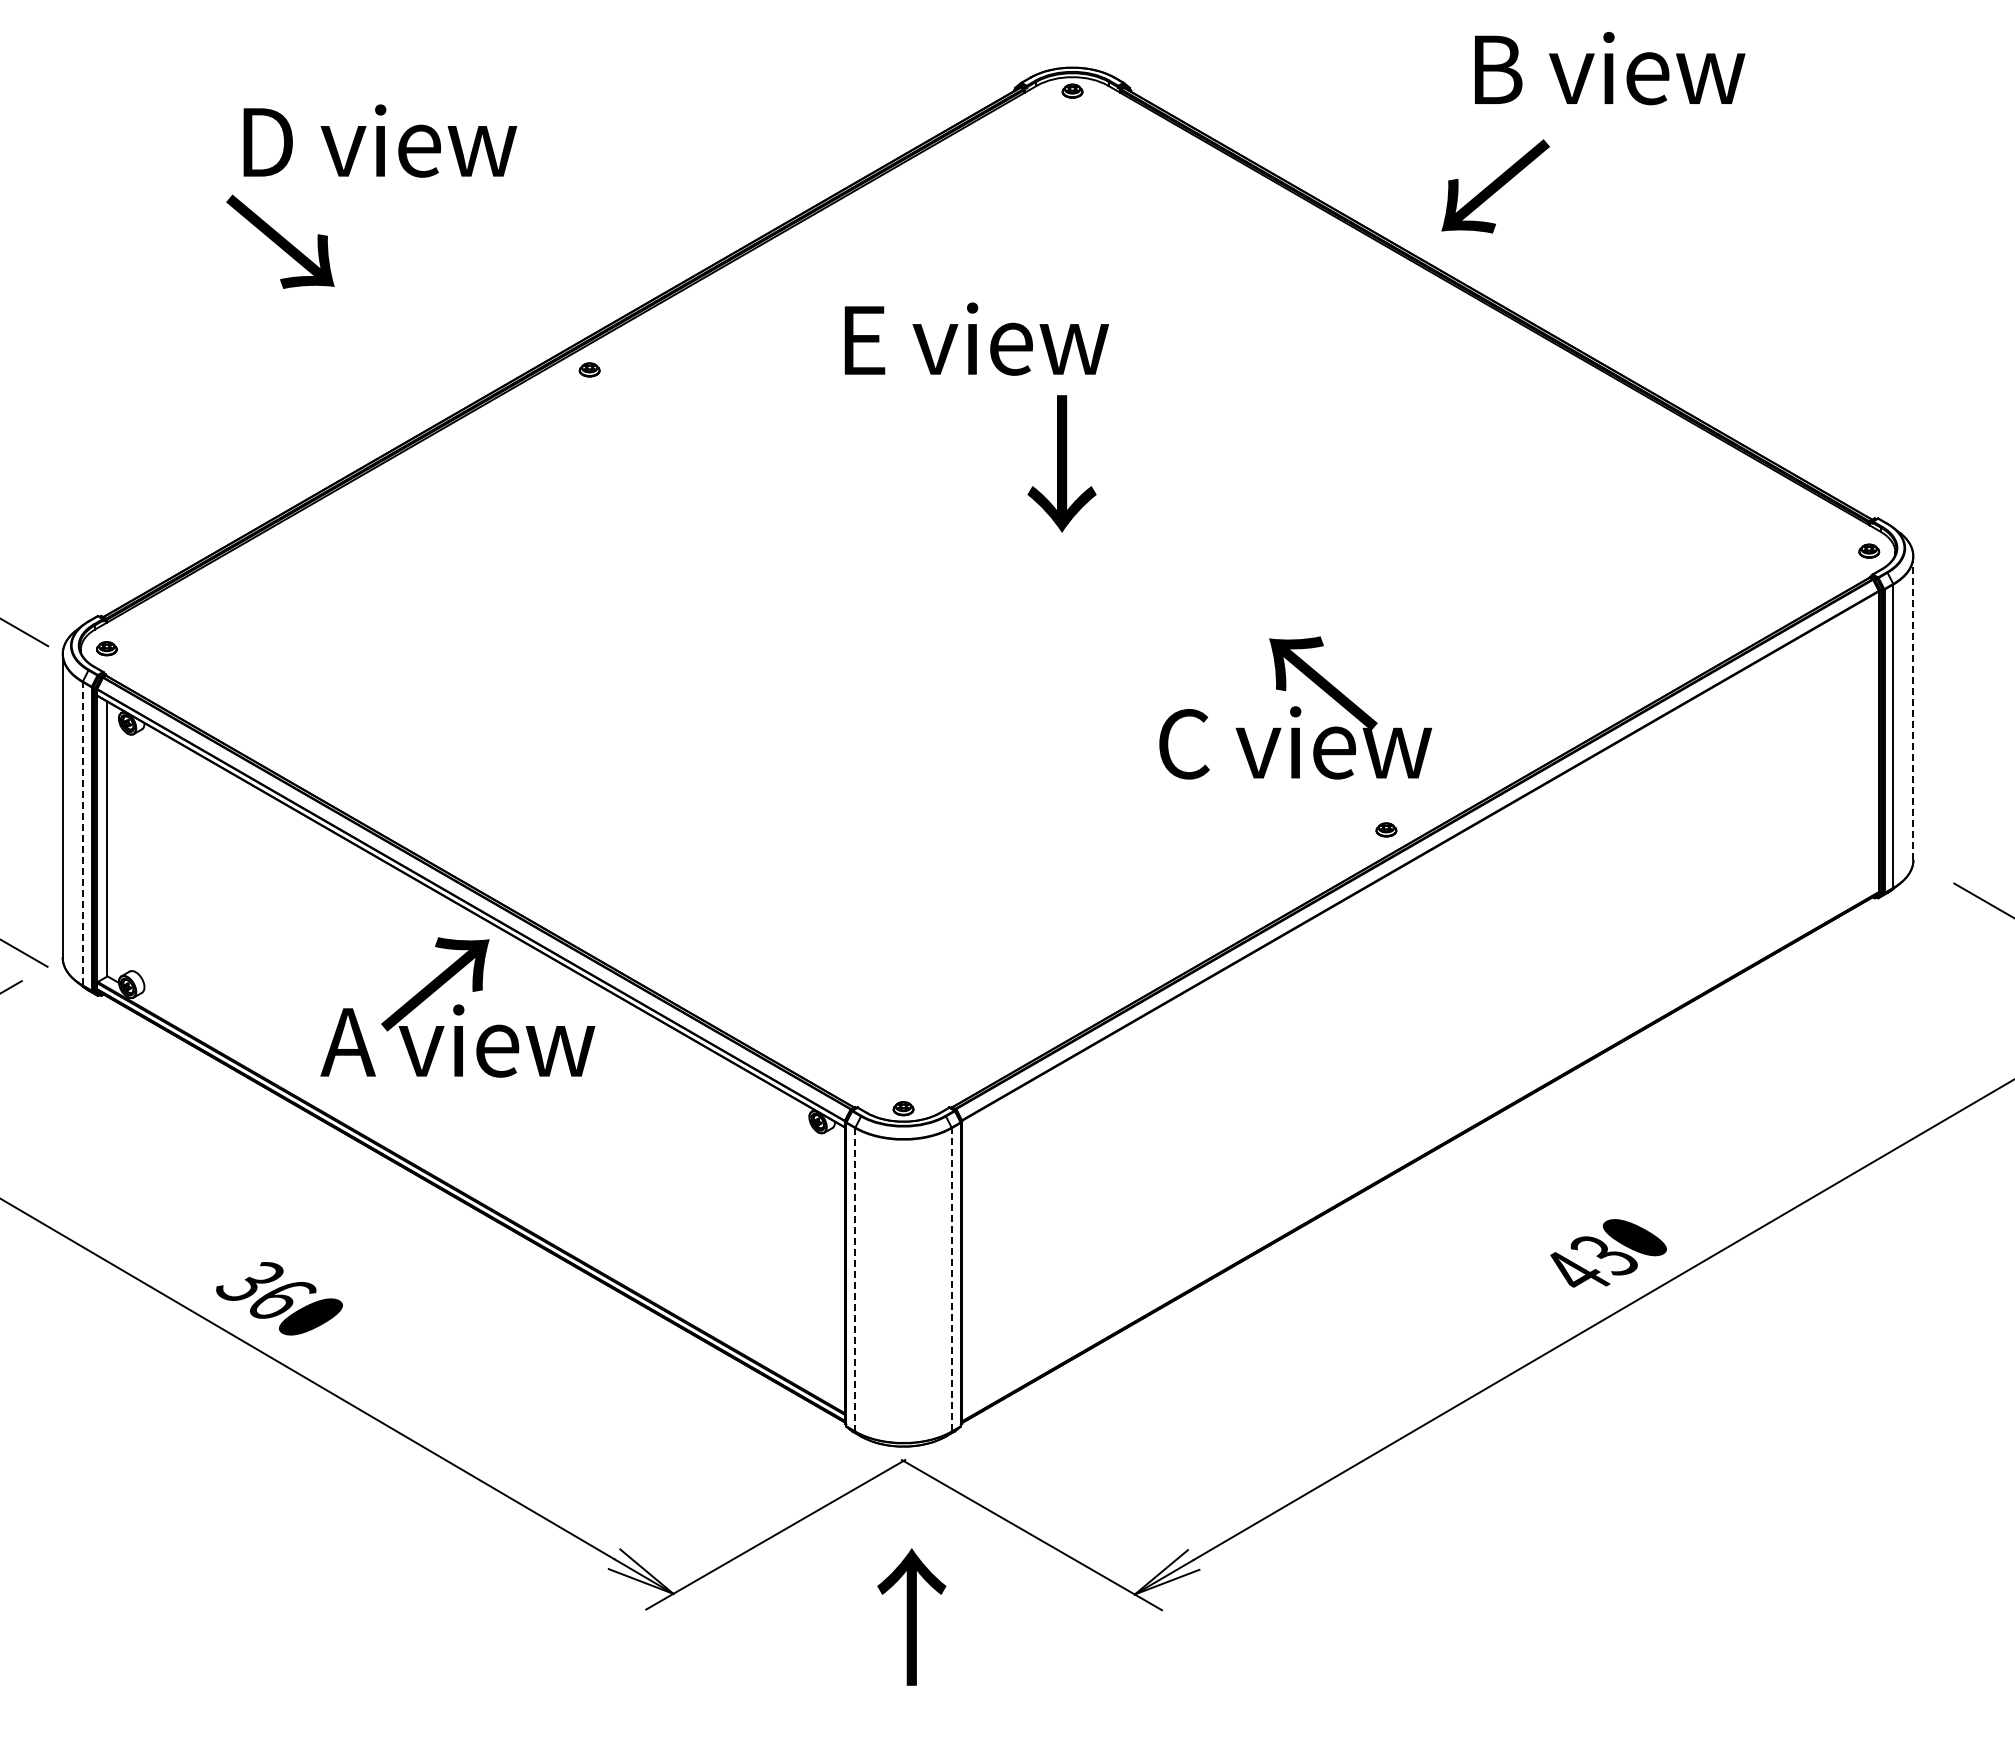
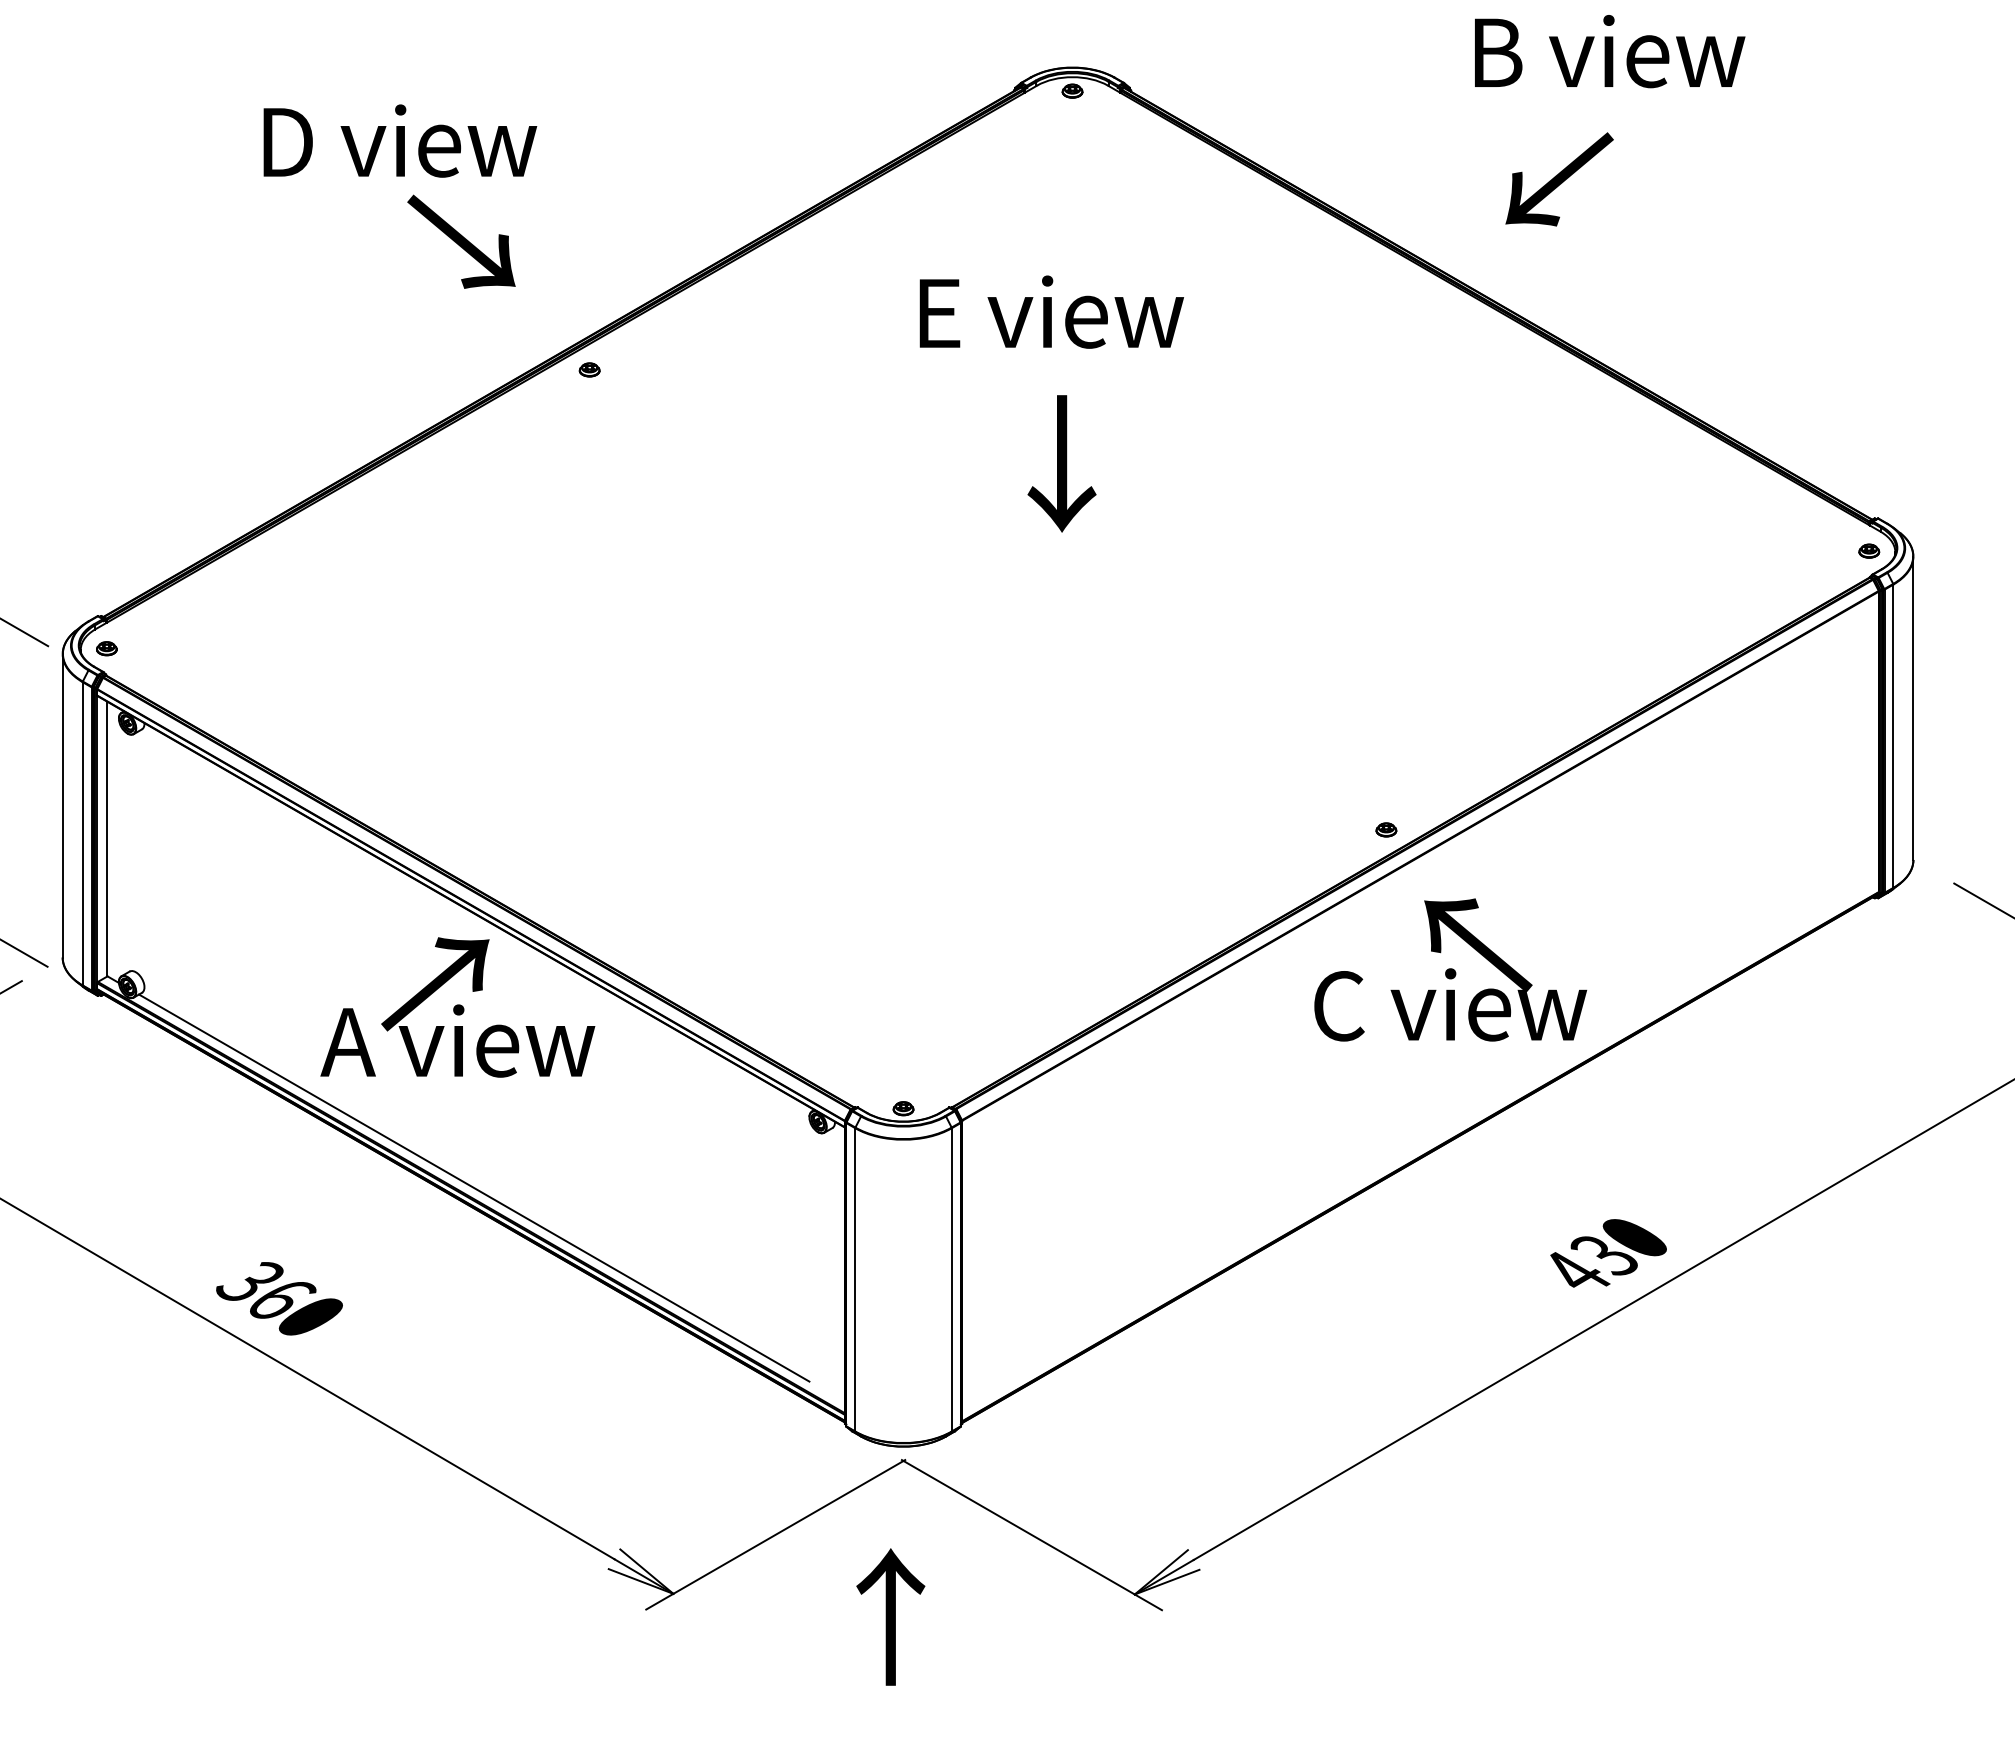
text position: (1610, 68) -> (1610, 51) (1610, 51)
text position: (380, 140) -> (400, 140) (400, 140)
text position: (1495, 186) -> (1559, 179) (1559, 179)
text position: (280, 241) -> (461, 241) (461, 241)
text position: (976, 338) -> (1051, 311) (1051, 311)
text position: (1295, 707) -> (1450, 969) (1450, 969)
line: dashed -> solid (1913, 708)
line: dashed -> solid (82, 833)
line: none -> present (474, 1187)
line: dashed -> solid (855, 1279)
line: dashed -> solid (951, 1279)
text position: (911, 1616) -> (890, 1616) (890, 1616)
